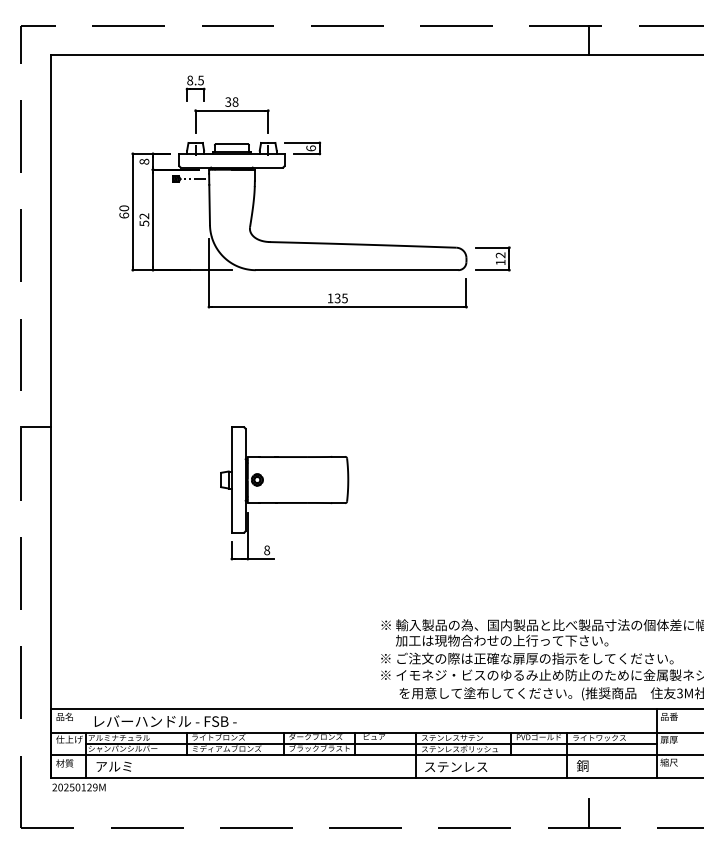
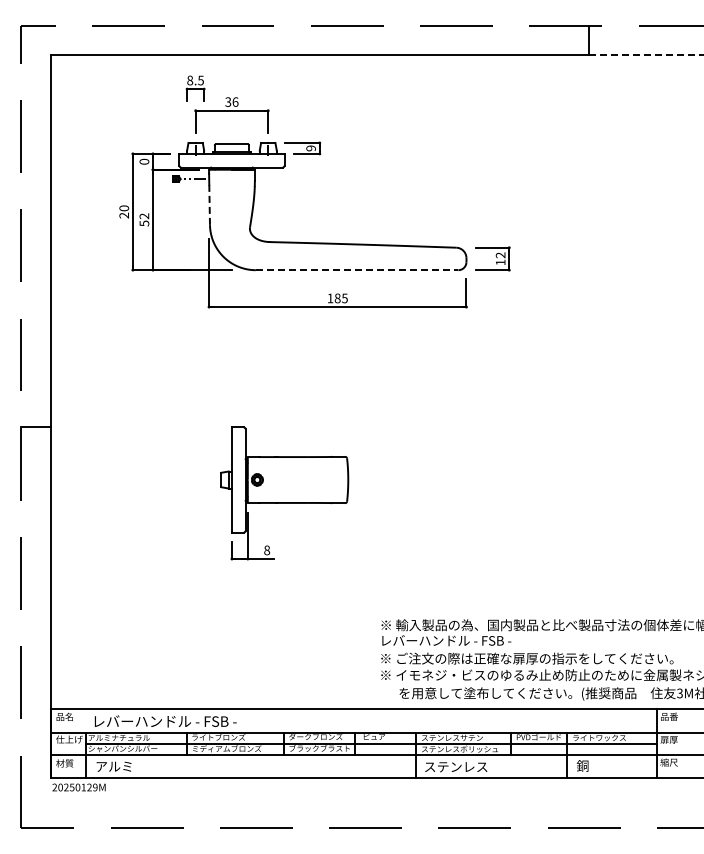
line: solid -> dashed (646, 54)
text: 38 -> 36 (235, 101)
text: 6 -> 9 (310, 148)
text: 8 -> 0 (144, 161)
line: solid -> dashed (209, 205)
text: 60 -> 20 (124, 215)
line: solid -> dashed (357, 270)
text: 135 -> 185 (337, 298)
text: 加工は現物合わせの上行って下さい。 -> レバーハンドル - FSB - (495, 640)
line: present -> none (588, 813)
